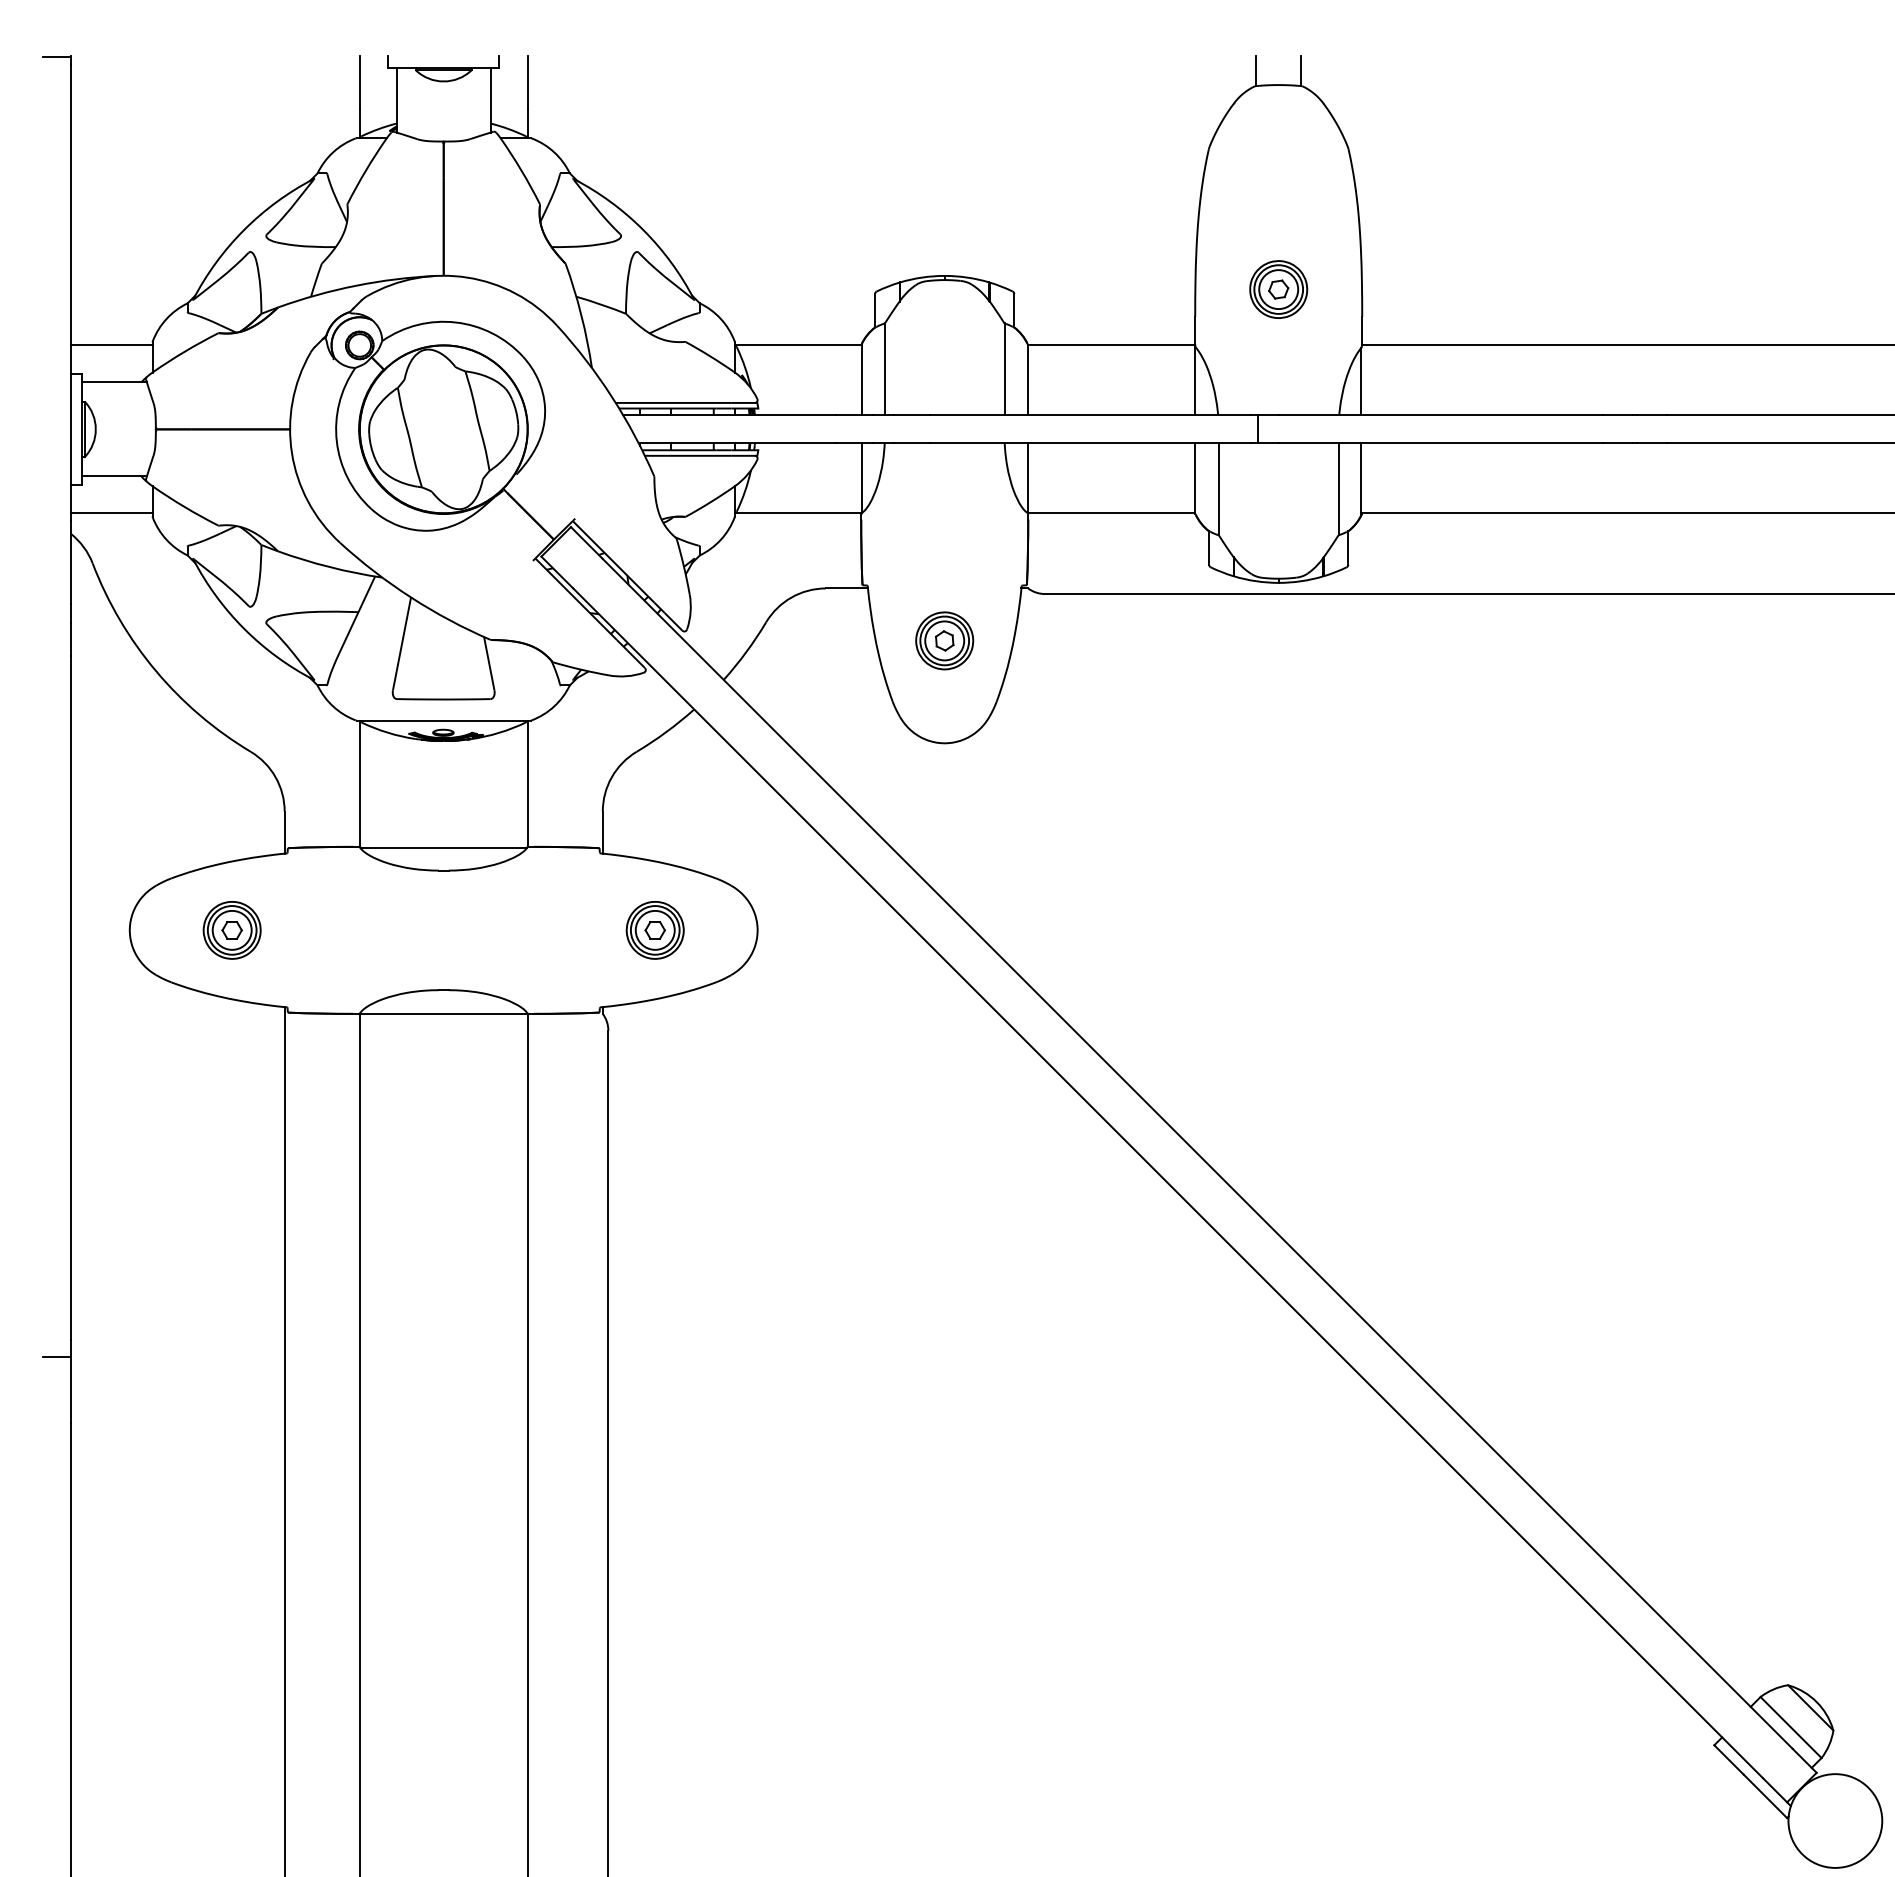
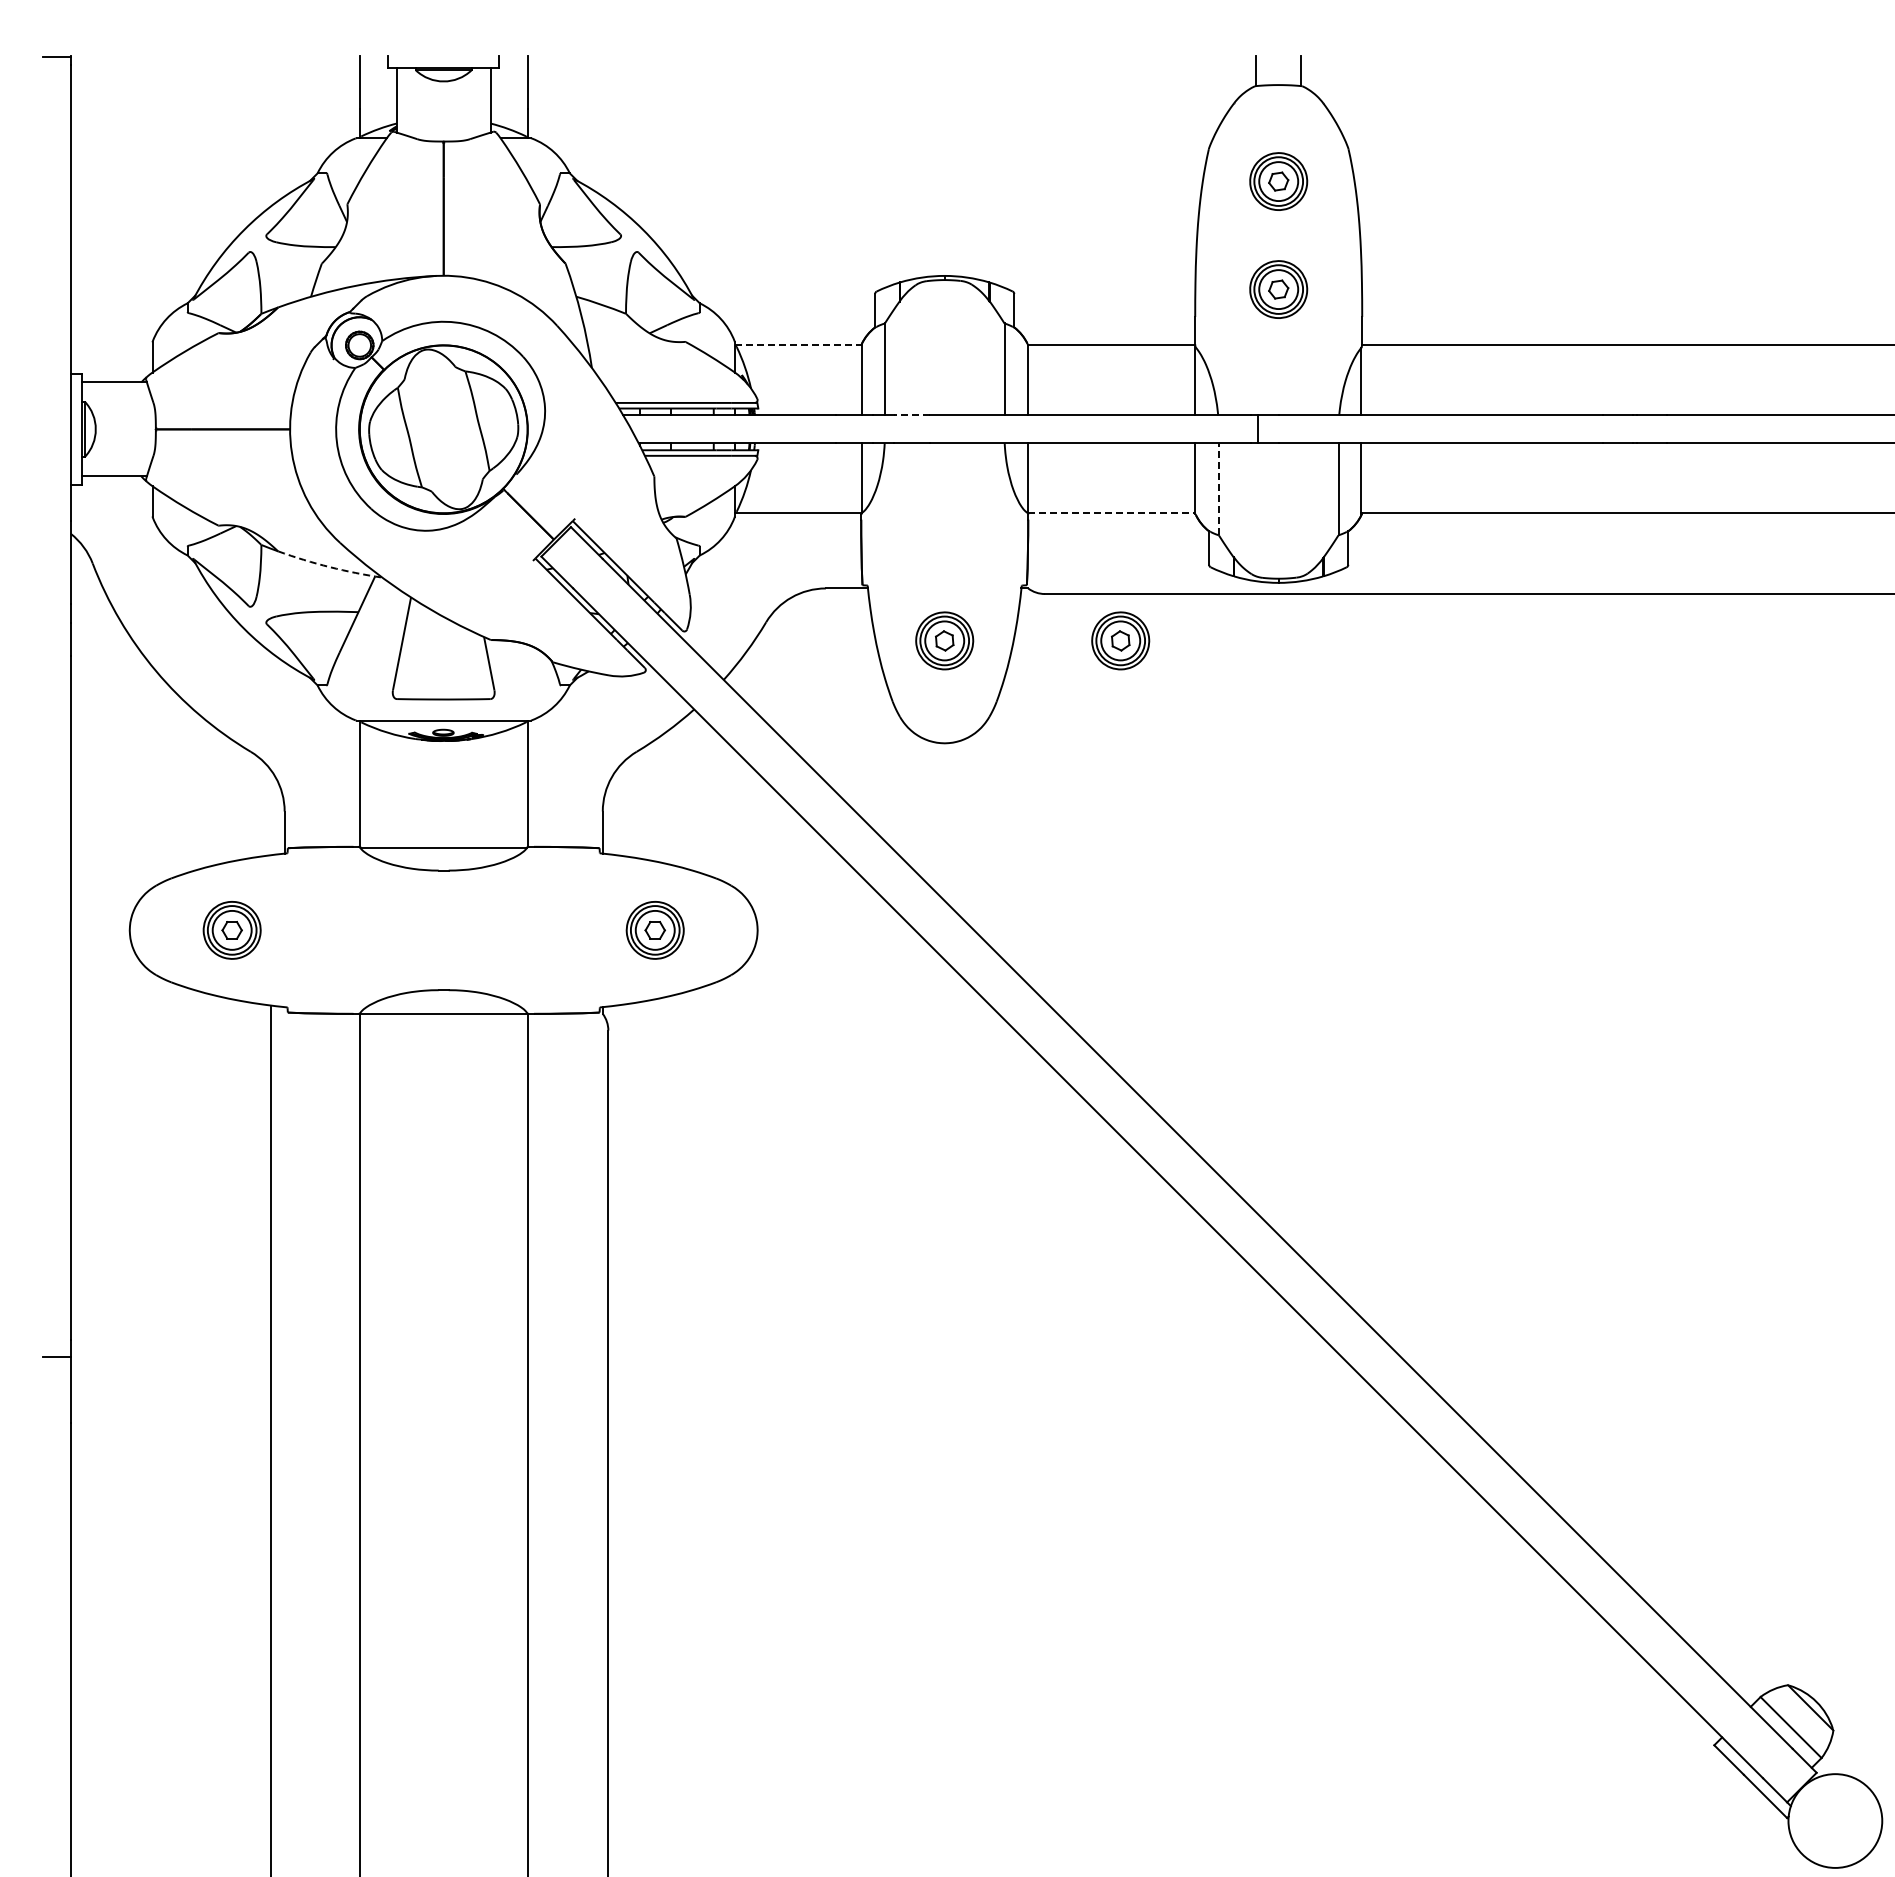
part: none -> present (1278, 181)
line: present -> none (111, 345)
line: solid -> dashed (798, 345)
line: solid -> dashed (911, 415)
line: solid -> dashed (1218, 488)
line: present -> none (111, 513)
line: solid -> dashed (1111, 513)
arc: solid -> dashed (329, 567)
part: none -> present (1120, 640)
line position: (284, 1440) -> (270, 1440) (270, 1440)
